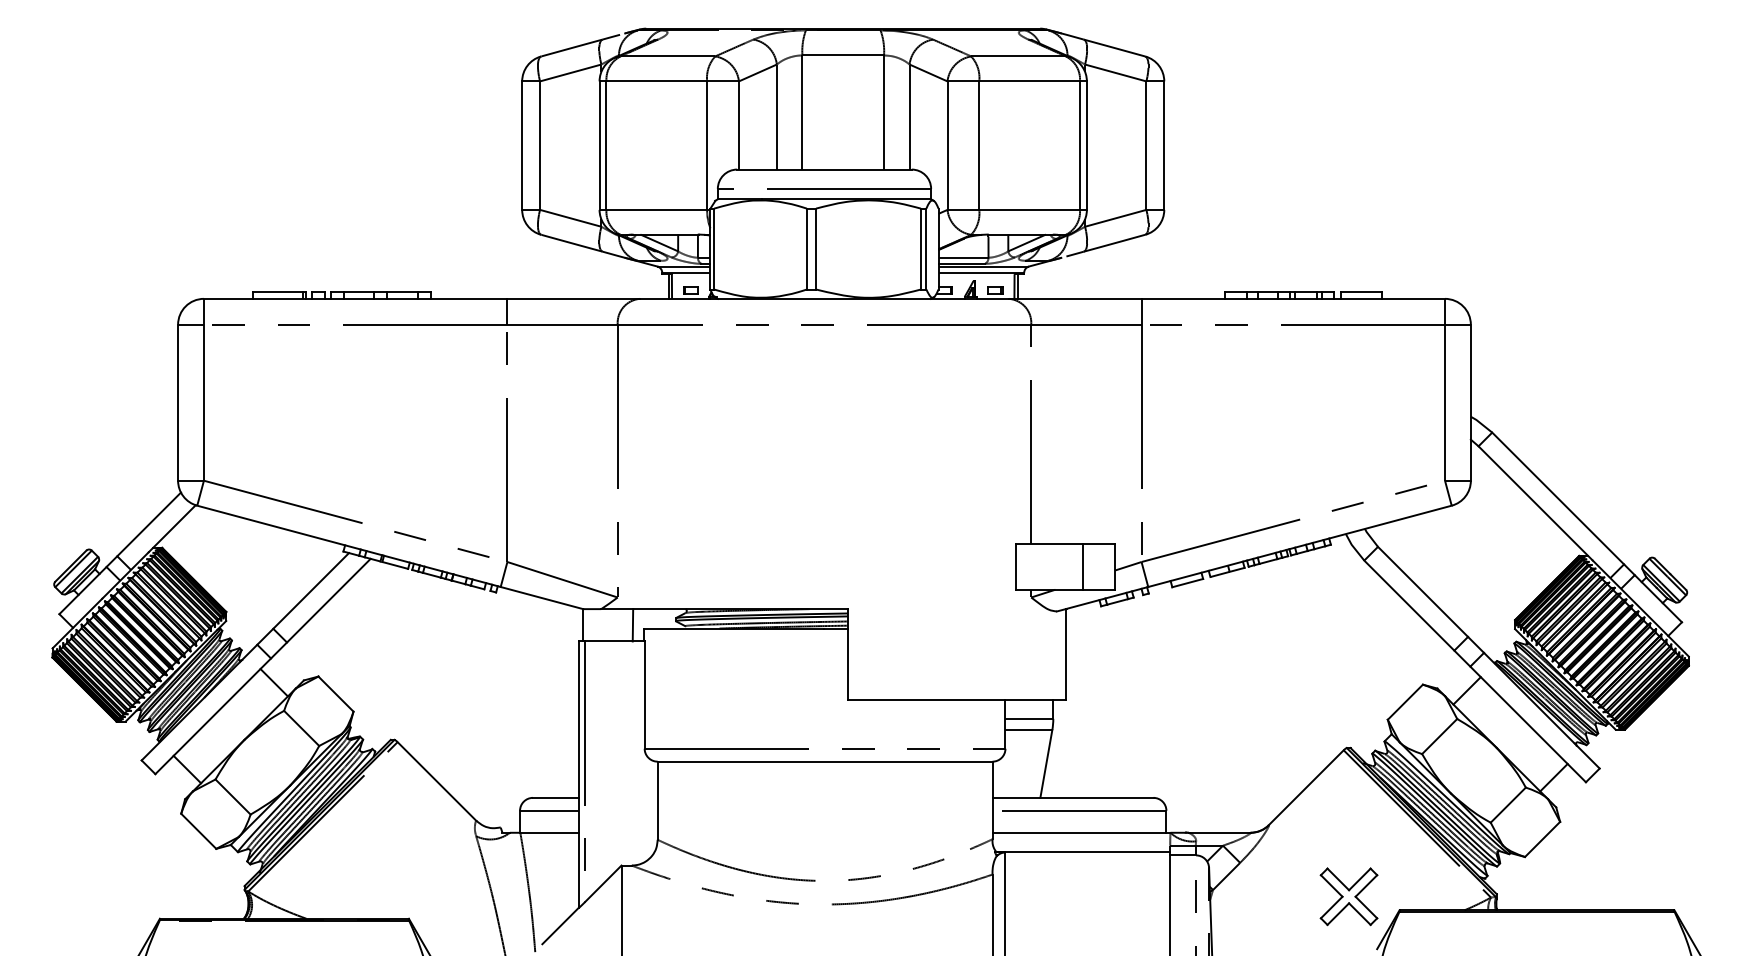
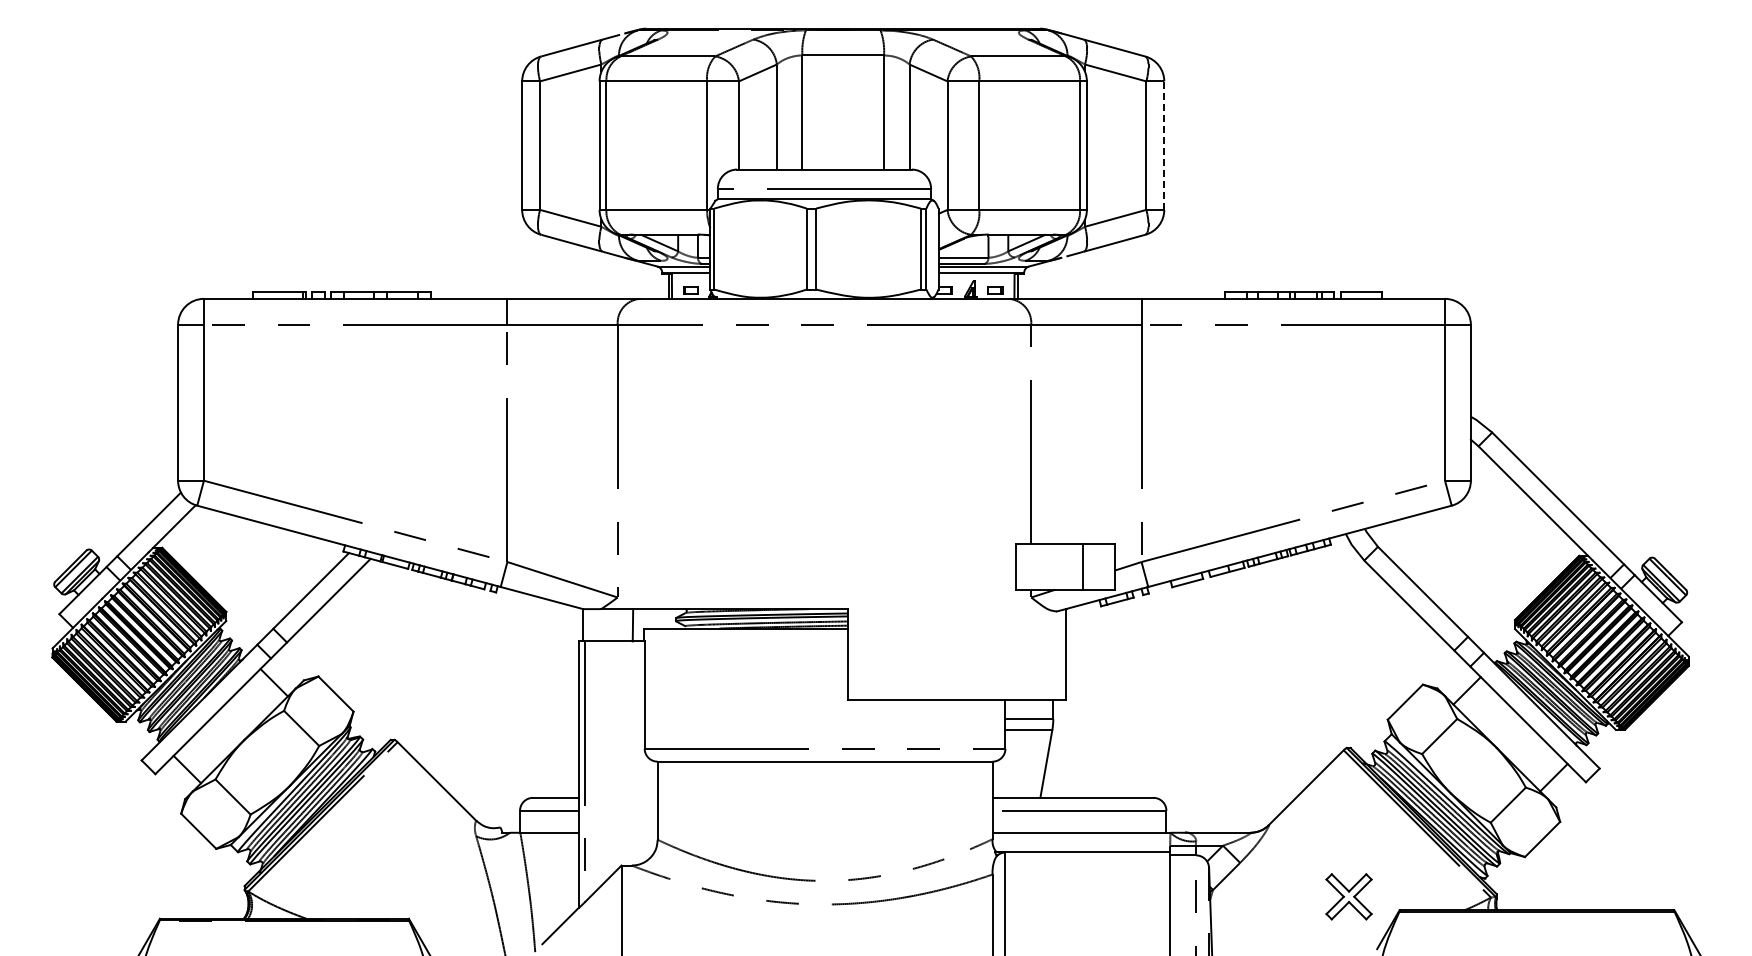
line: solid -> dashed (1164, 145)
part size: 60x60 px -> 48x48 px (1348, 896)
